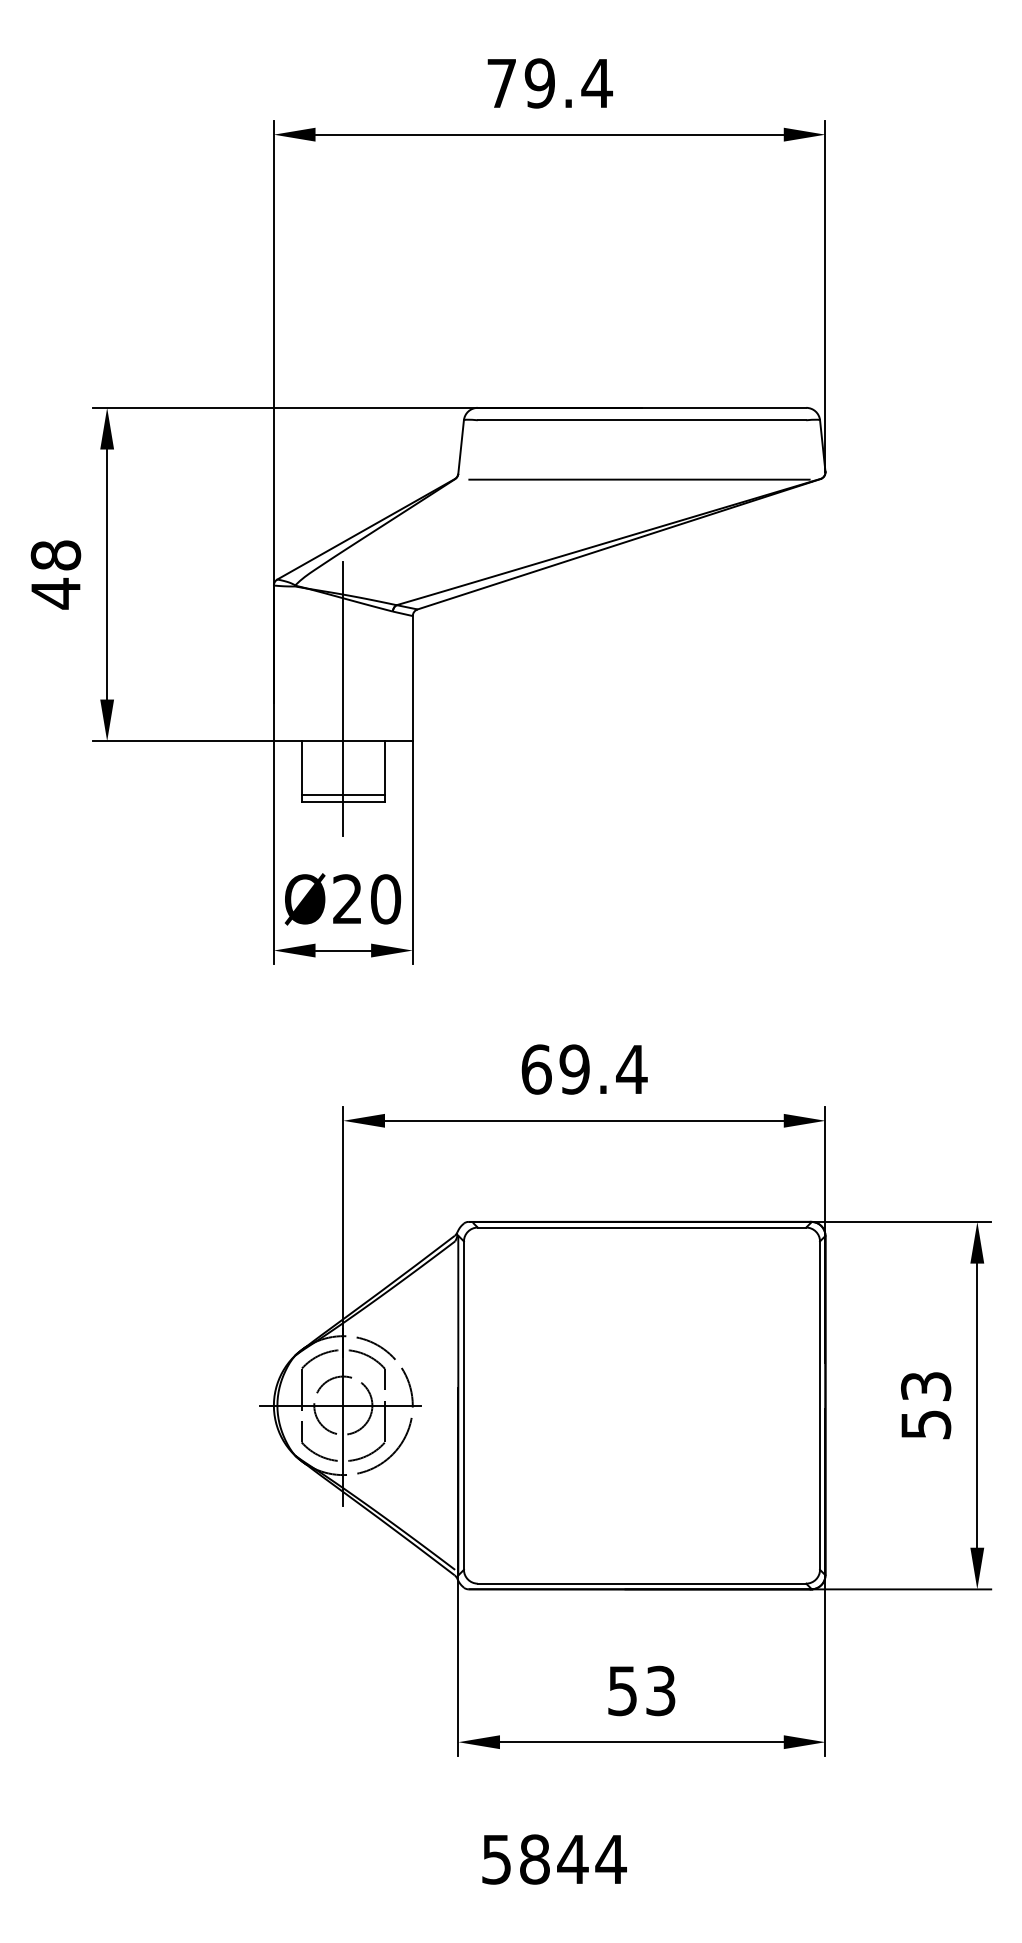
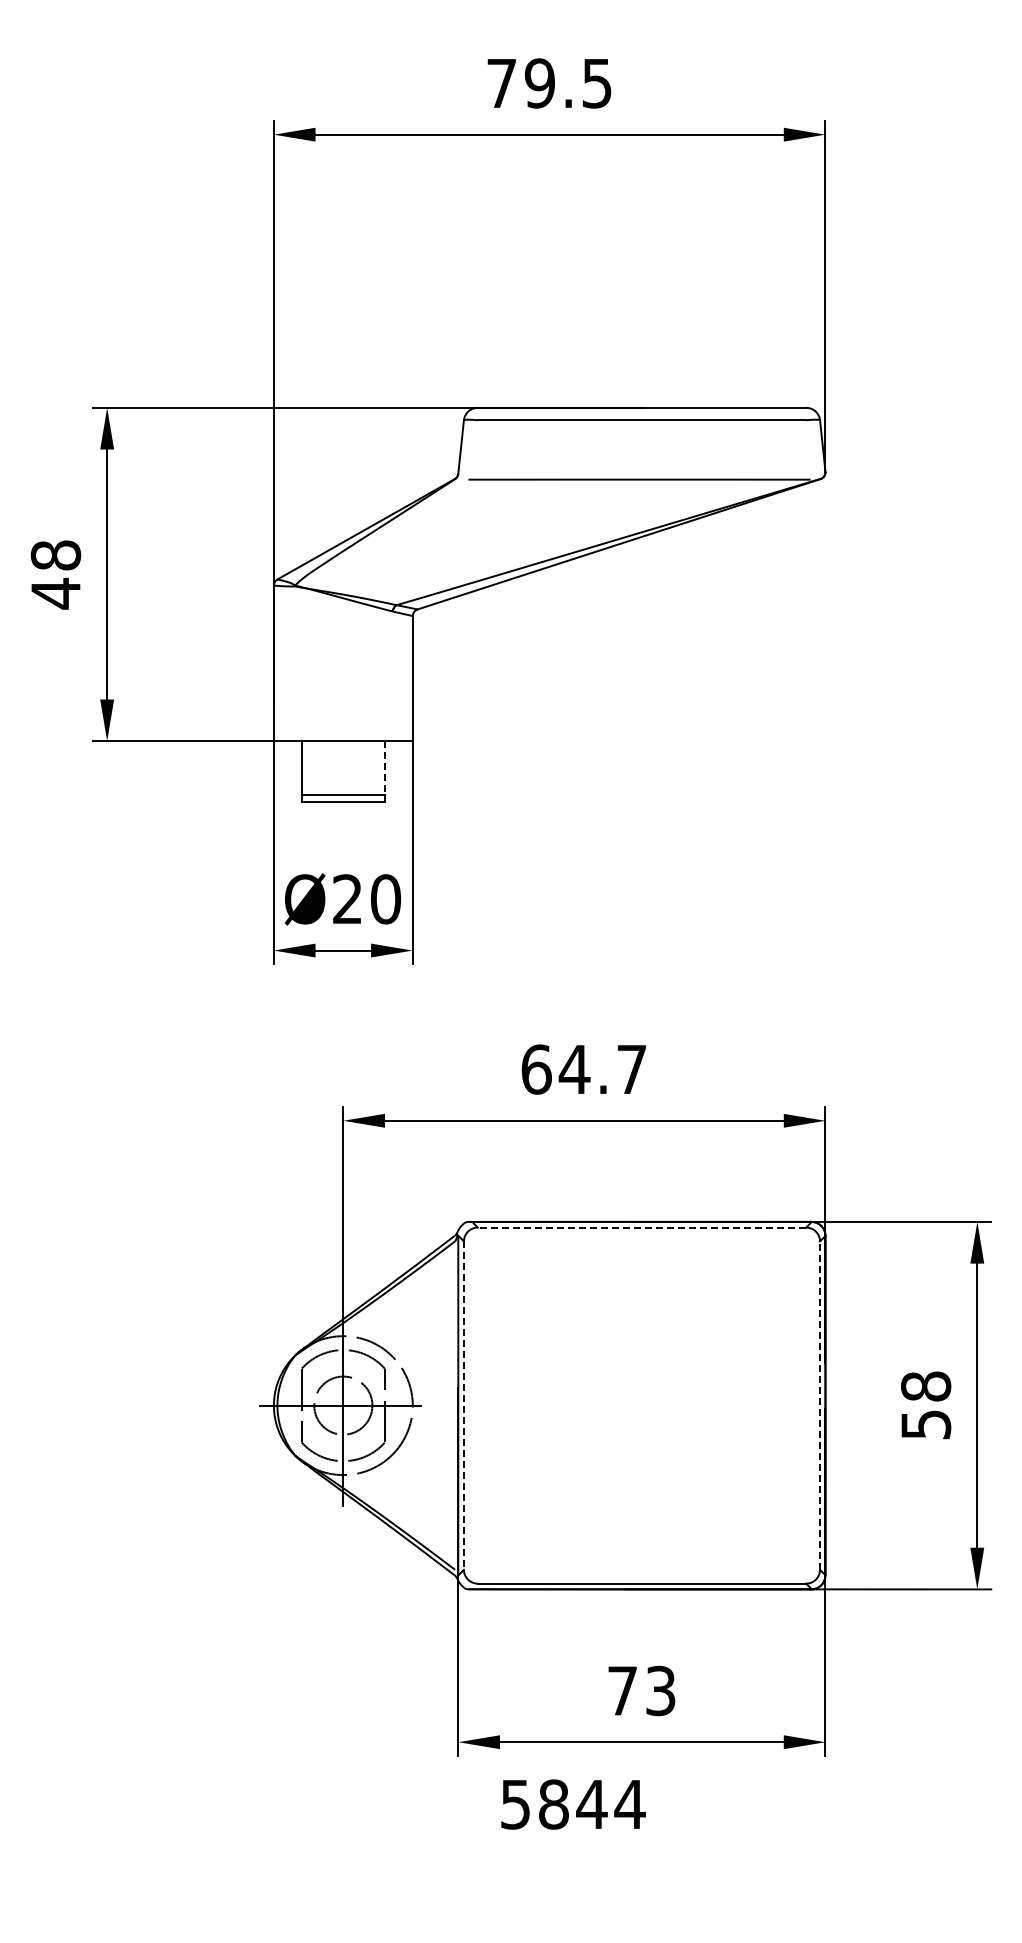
text: 79.4 -> 79.5 (596, 83)
line: present -> none (343, 698)
line: solid -> dashed (385, 767)
text: 69.4 -> 64.7 (602, 1069)
line: solid -> dashed (641, 1227)
text: 53 -> 58 (926, 1386)
line: solid -> dashed (820, 1405)
line: solid -> dashed (463, 1406)
text: 53 -> 73 (622, 1691)
text position: (554, 1859) -> (573, 1804) (573, 1804)
